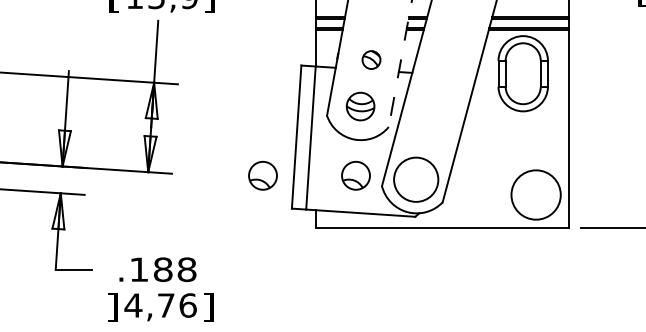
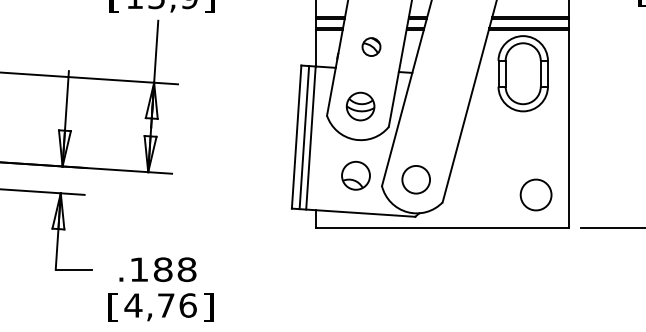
part position: (371, 59) -> (371, 46) (371, 46)
line: dashed -> solid (400, 64)
line: none -> present (304, 137)
part: present -> none (262, 175)
circle diameter: 44 px -> 28 px (416, 179)
circle diameter: 49 px -> 31 px (535, 194)
text: ] -> [ (112, 307)
